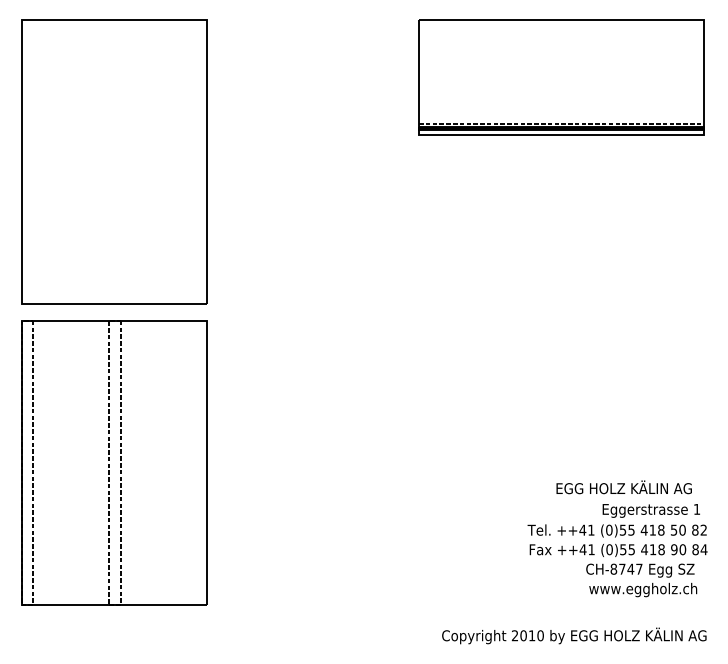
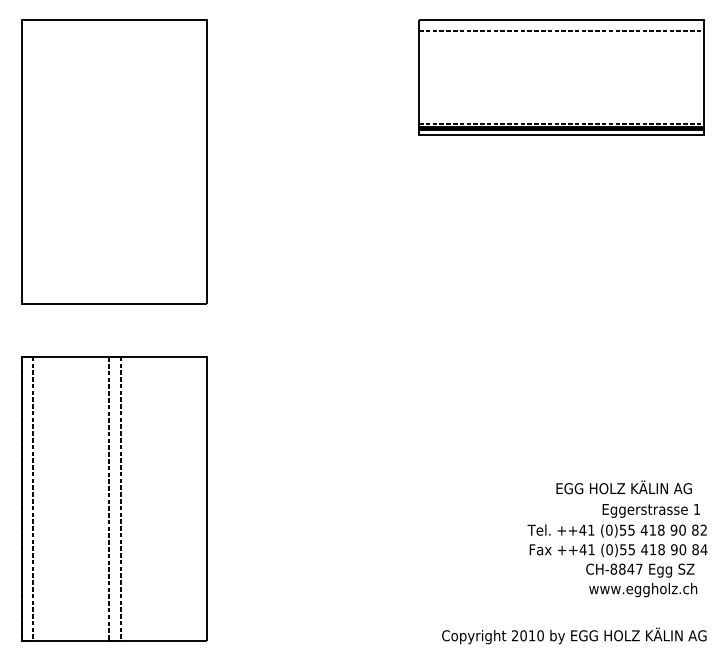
line: none -> present (561, 30)
part position: (114, 462) -> (114, 498) (114, 498)
text: 50 -> 90 (673, 529)
text: CH-8747 -> CH-8847 (622, 568)
